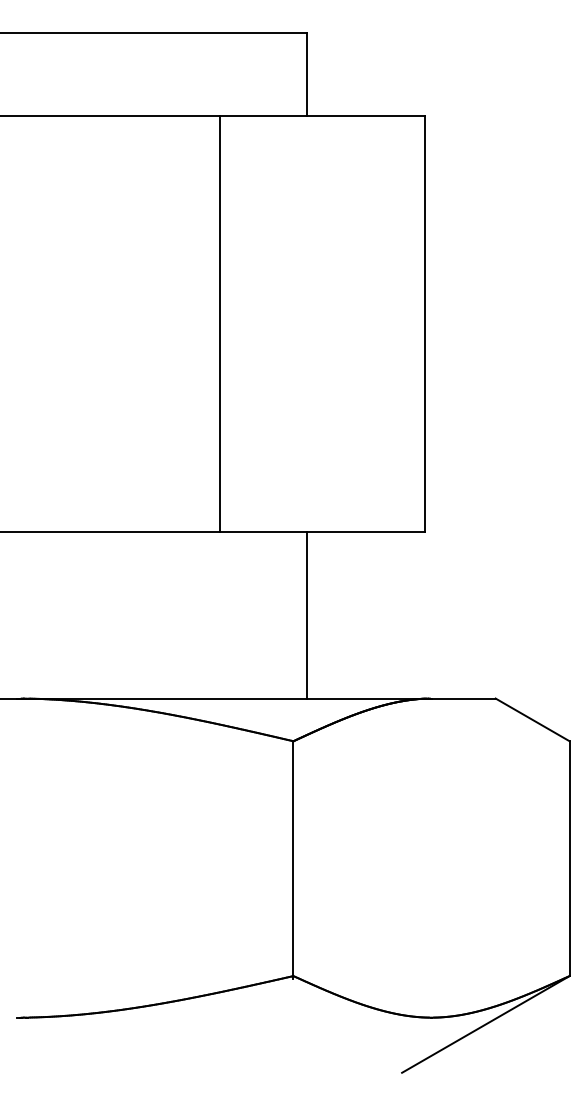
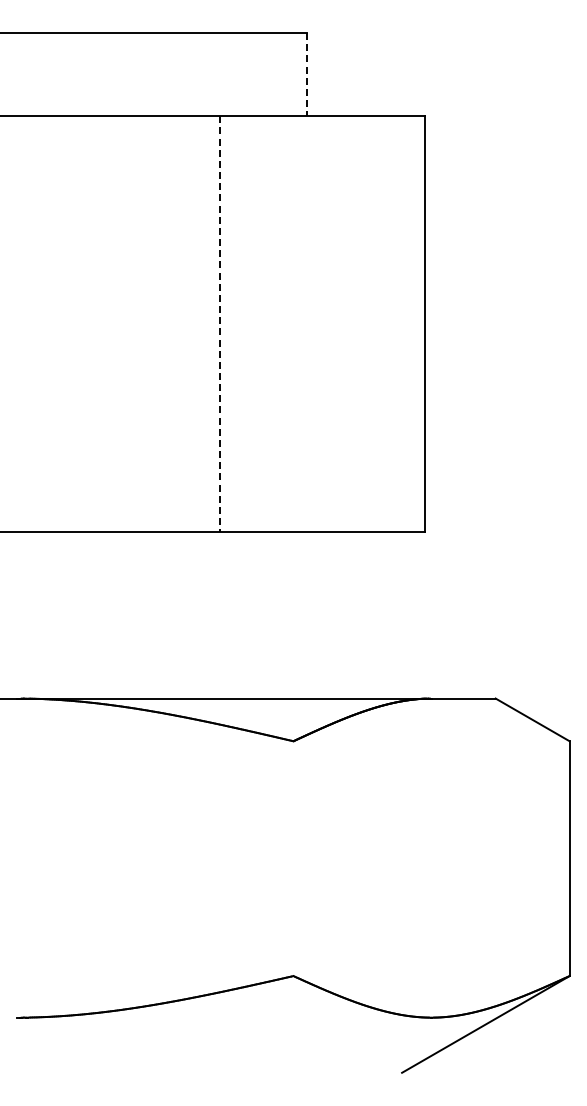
line: solid -> dashed (307, 74)
line: solid -> dashed (220, 324)
line: present -> none (307, 615)
line: present -> none (293, 859)
